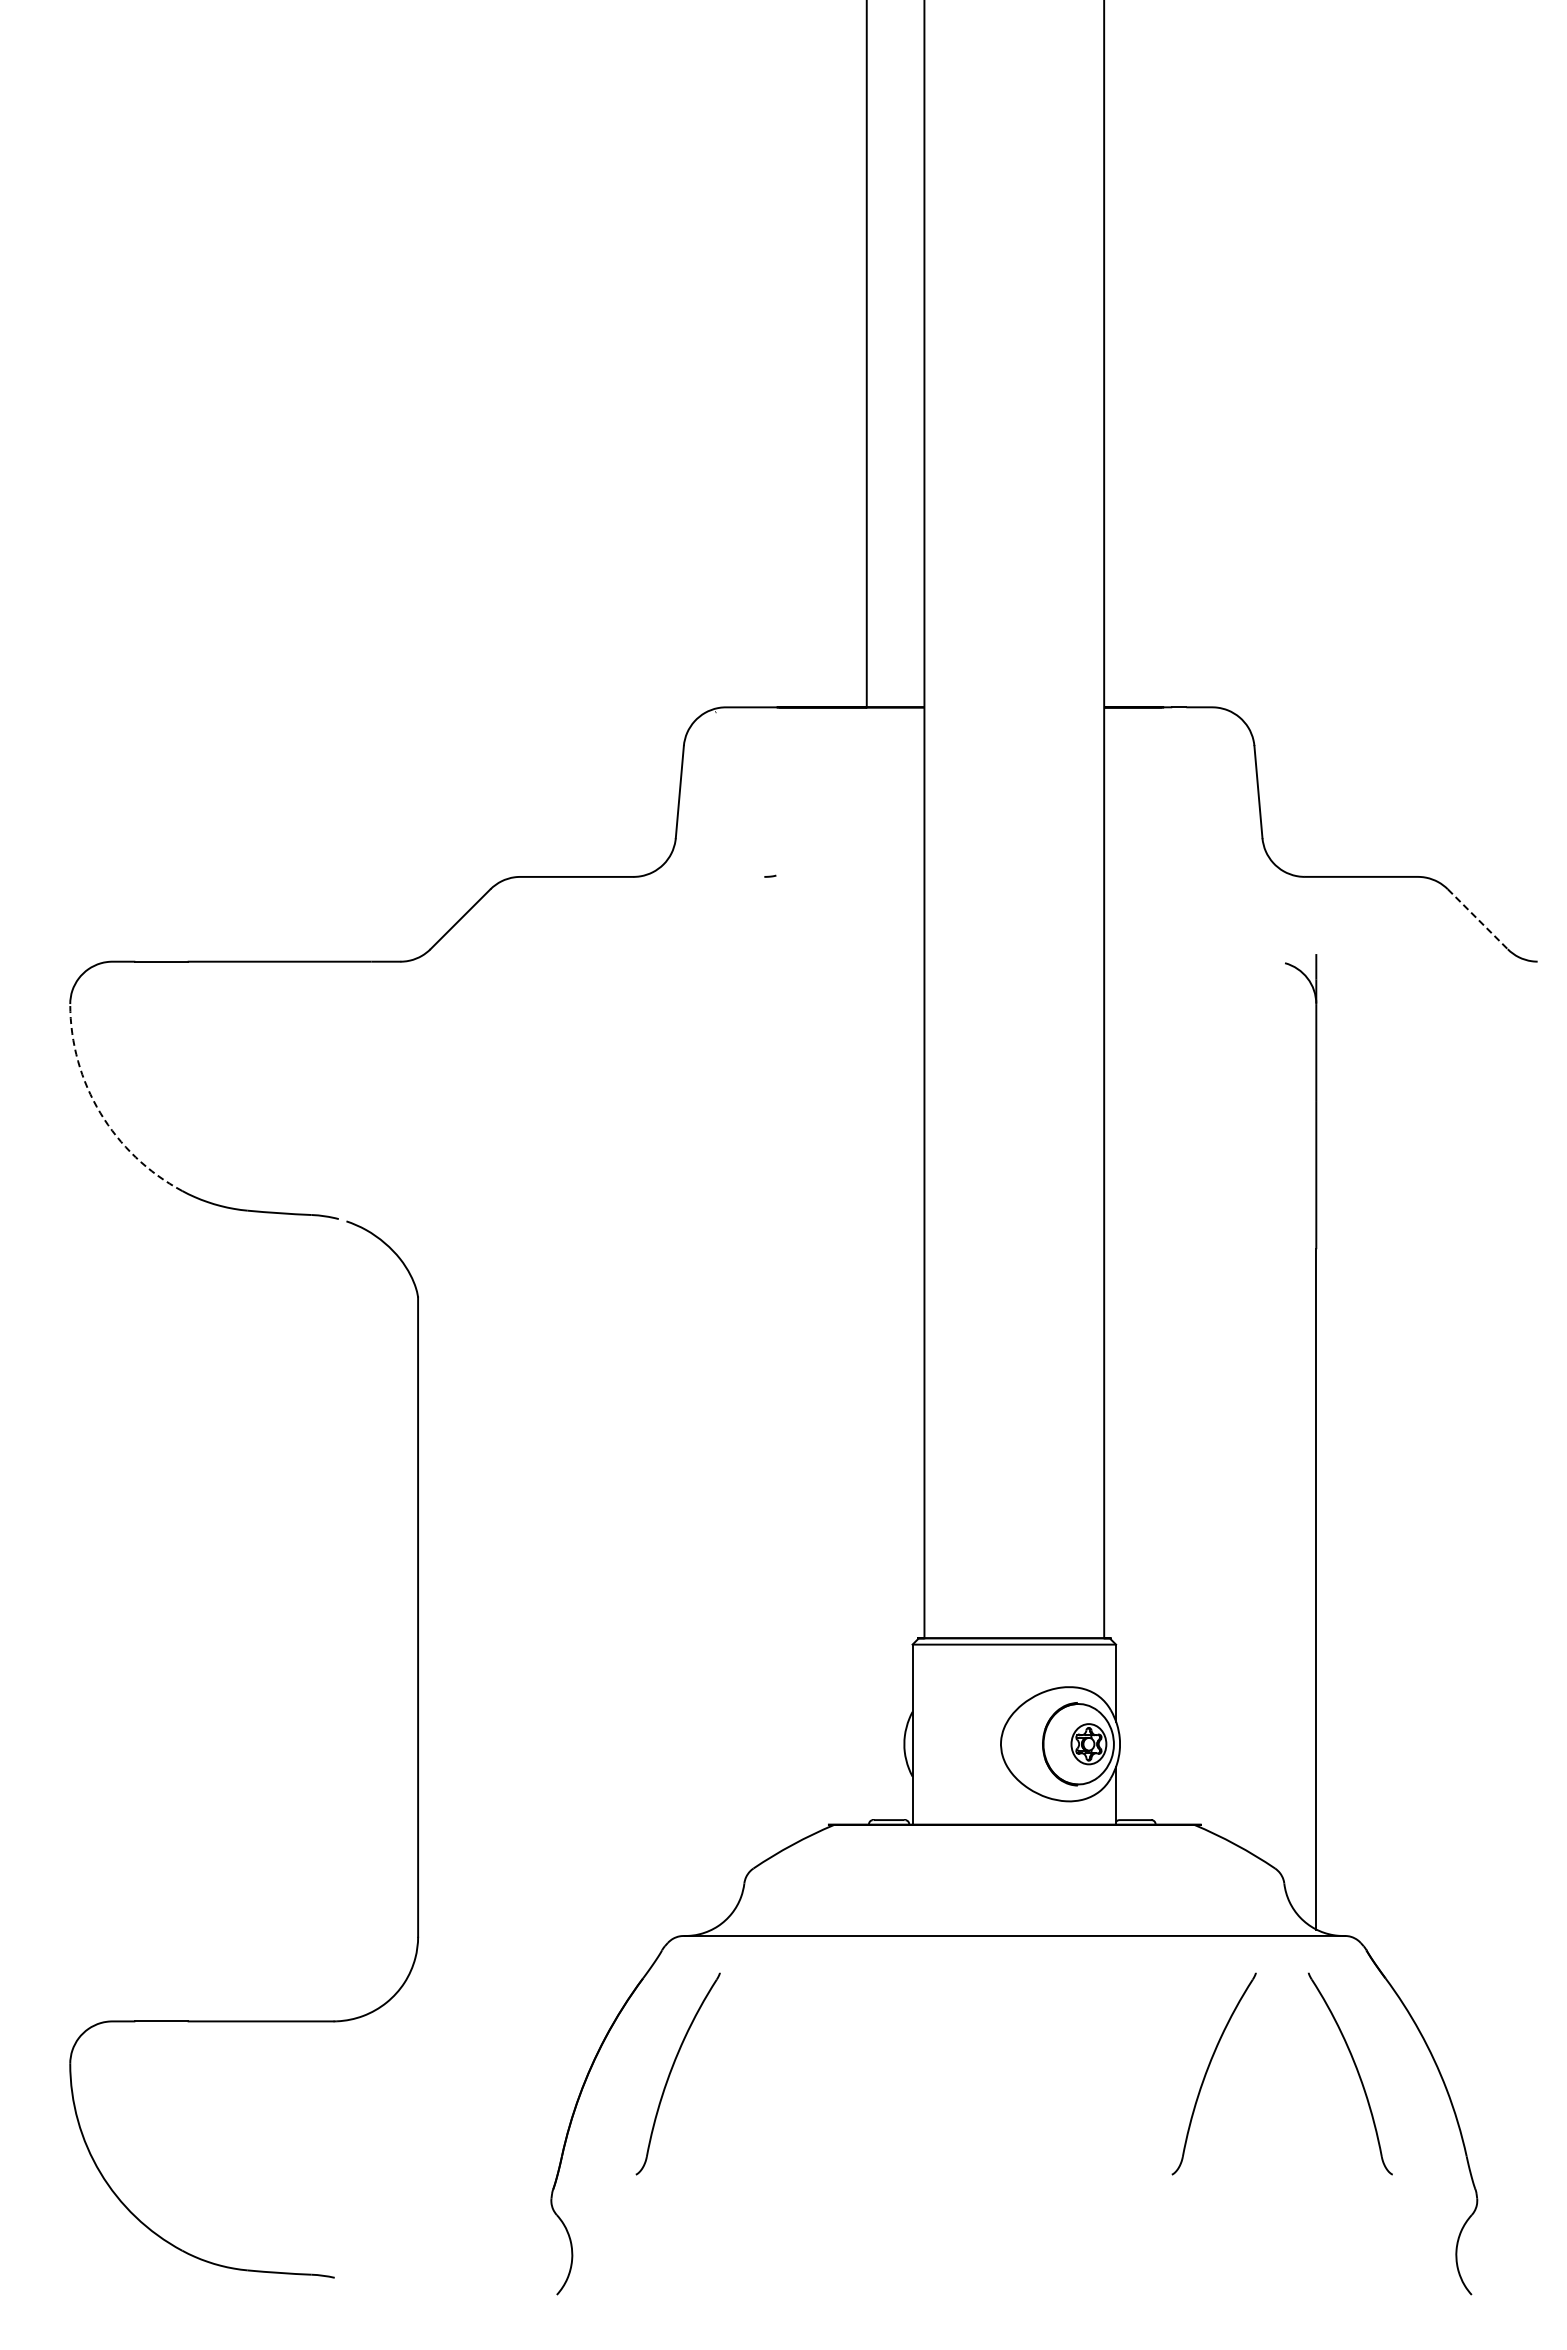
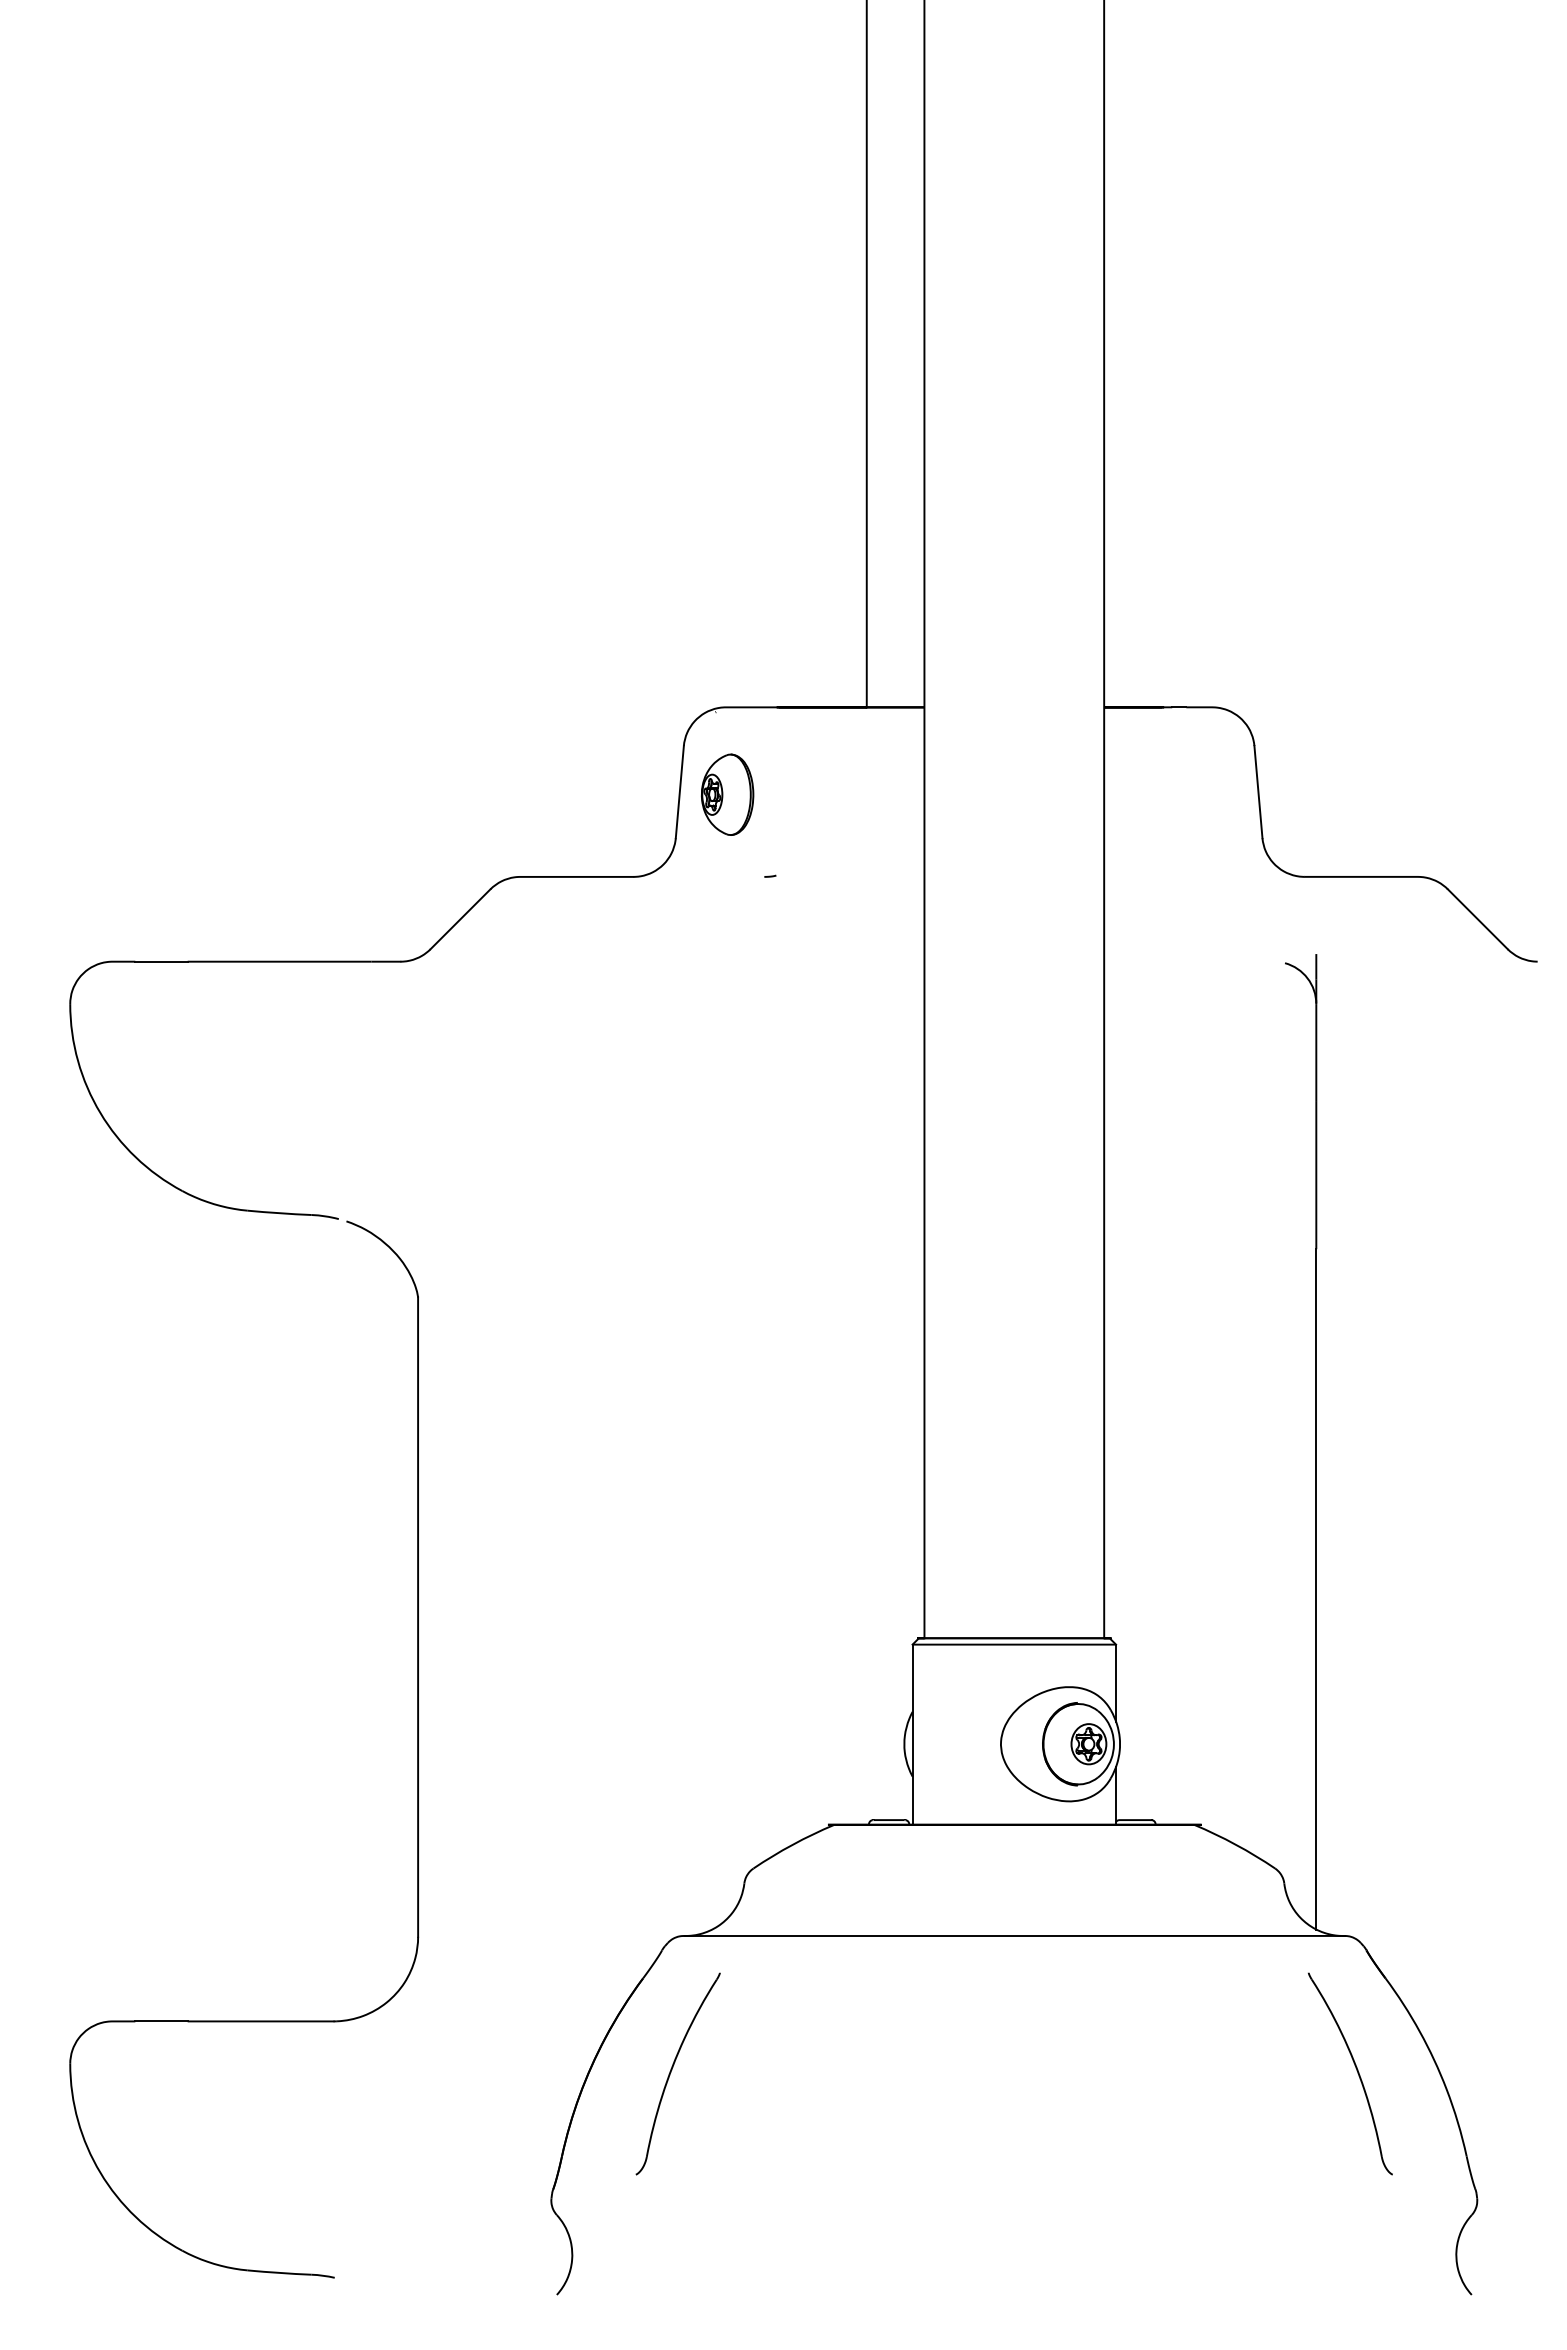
part: none -> present (727, 794)
line: dashed -> solid (1478, 919)
arc: dashed -> solid (100, 1113)
part: present -> none (1213, 2073)
